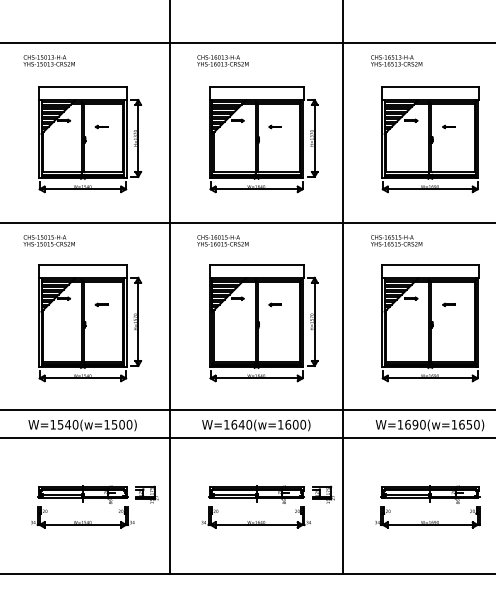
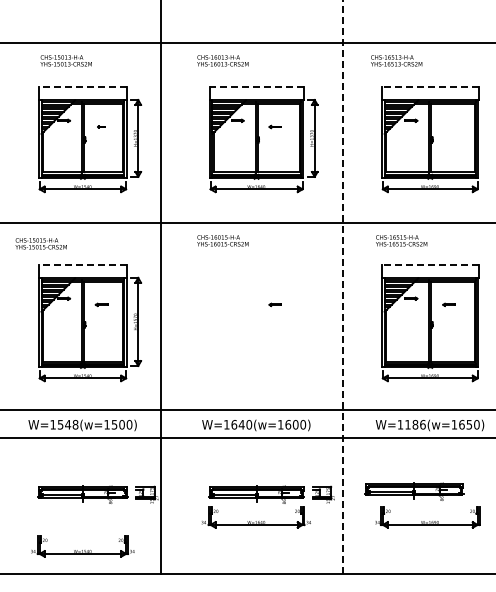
text position: (48, 60) -> (65, 60) (65, 60)
line: solid -> dashed (82, 87)
line: solid -> dashed (256, 87)
line: solid -> dashed (429, 87)
part size: 15x6 px -> 9x4 px (101, 126)
part: present -> none (448, 126)
text position: (48, 240) -> (40, 243) (40, 243)
text position: (396, 240) -> (401, 240) (401, 240)
line: solid -> dashed (82, 265)
line: solid -> dashed (429, 265)
line: solid -> dashed (343, 287)
line position: (169, 288) -> (160, 288) (160, 288)
part: present -> none (263, 323)
text: W=1540(w=1500) -> W=1548(w=1500) (75, 424)
text: W=1690(w=1650) -> W=1186(w=1650) (415, 424)
part position: (430, 494) -> (414, 491) (414, 491)
part position: (82, 517) -> (82, 546) (82, 546)
